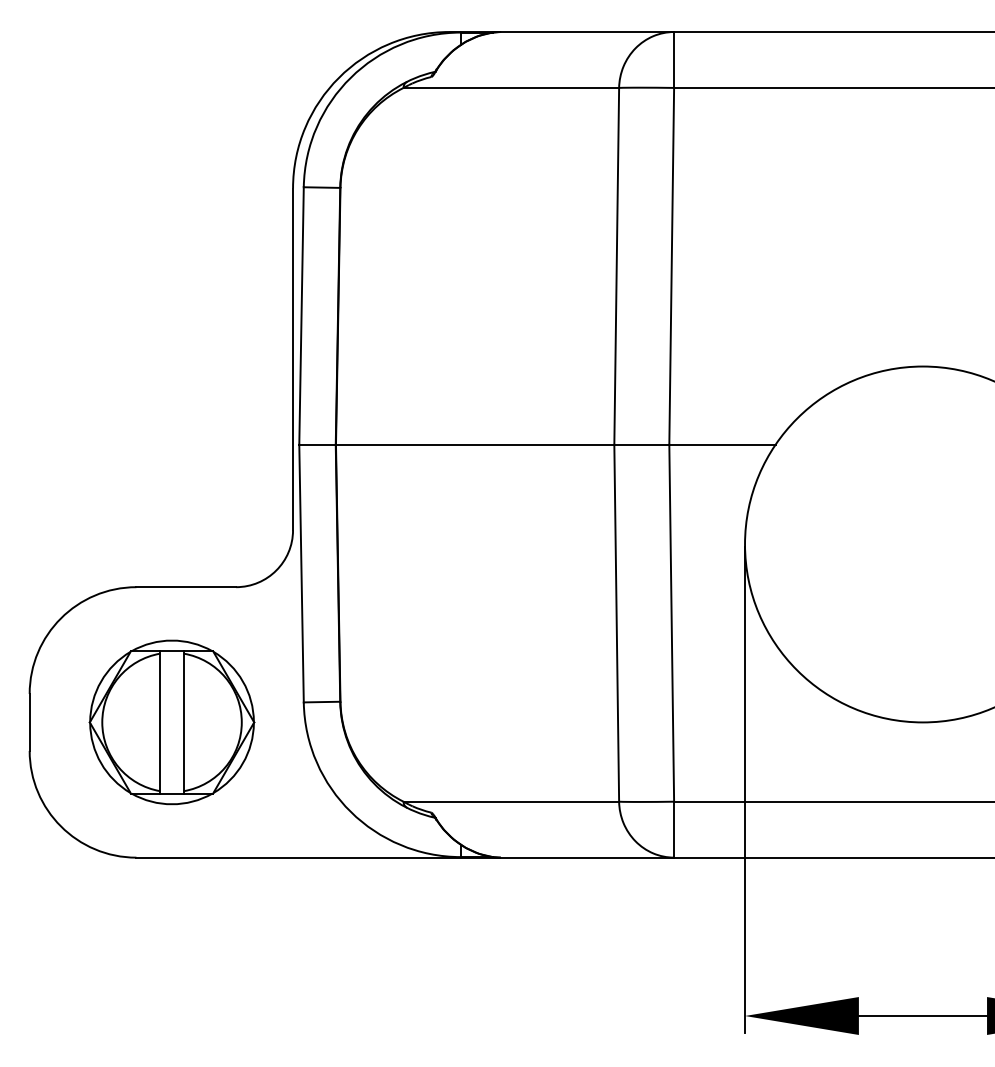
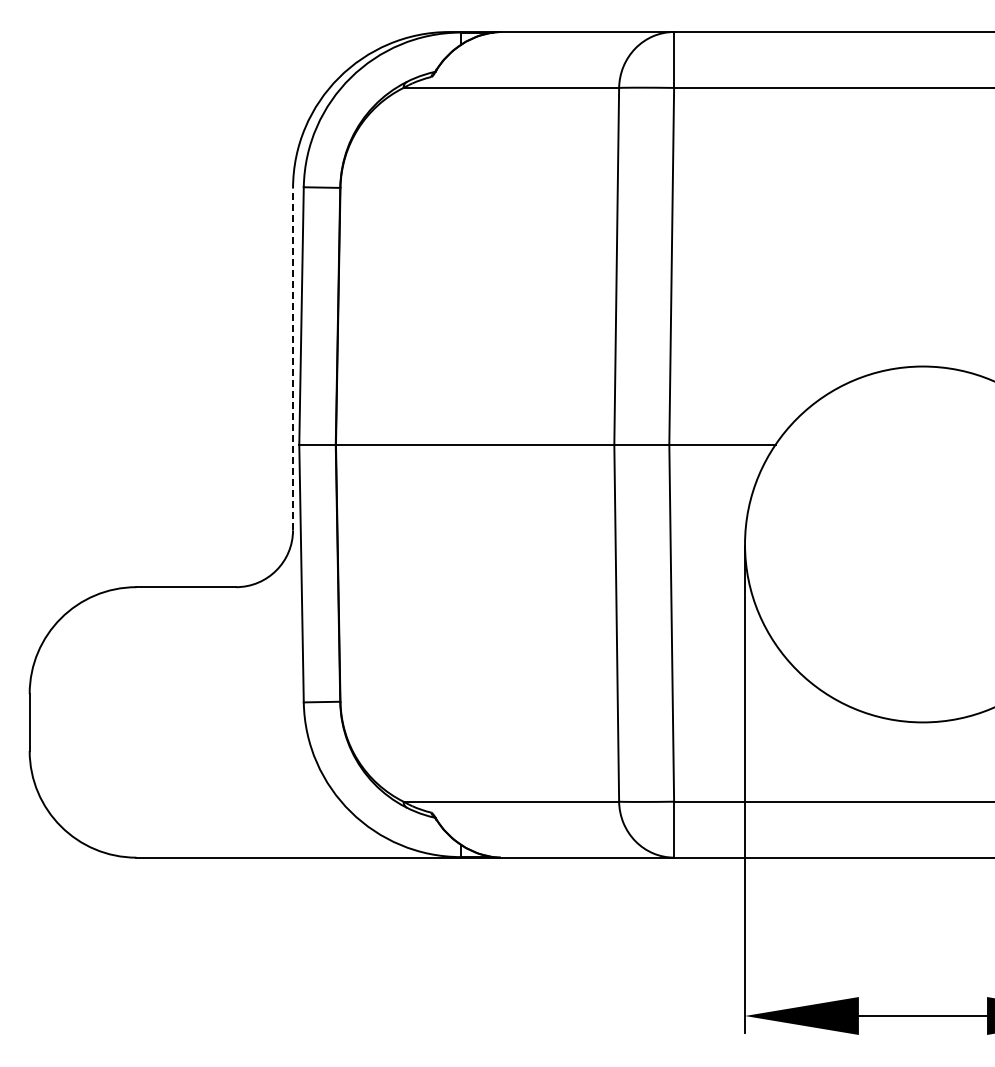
line: solid -> dashed (293, 359)
part: present -> none (171, 722)
